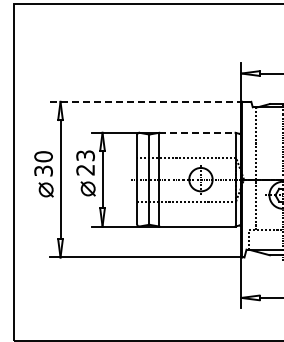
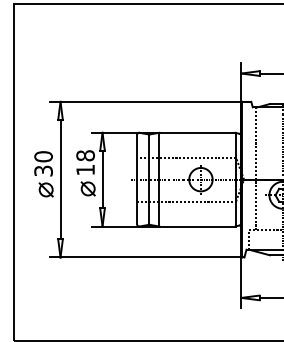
line: dashed -> solid (146, 101)
line: dashed -> solid (197, 132)
text: 23 -> 18 (85, 162)
